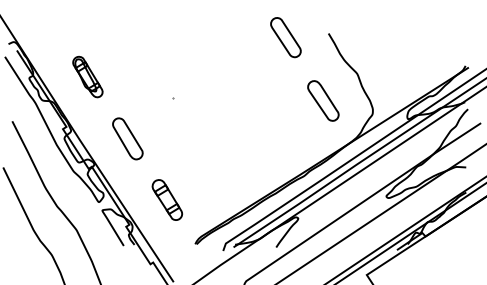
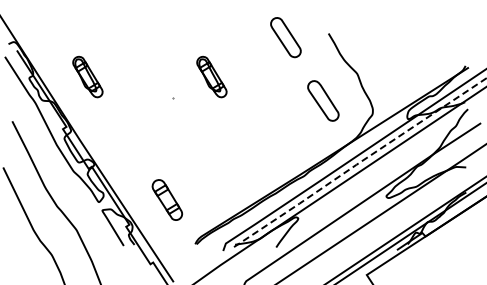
part: none -> present (211, 76)
part: present -> none (127, 138)
line: solid -> dashed (358, 163)
